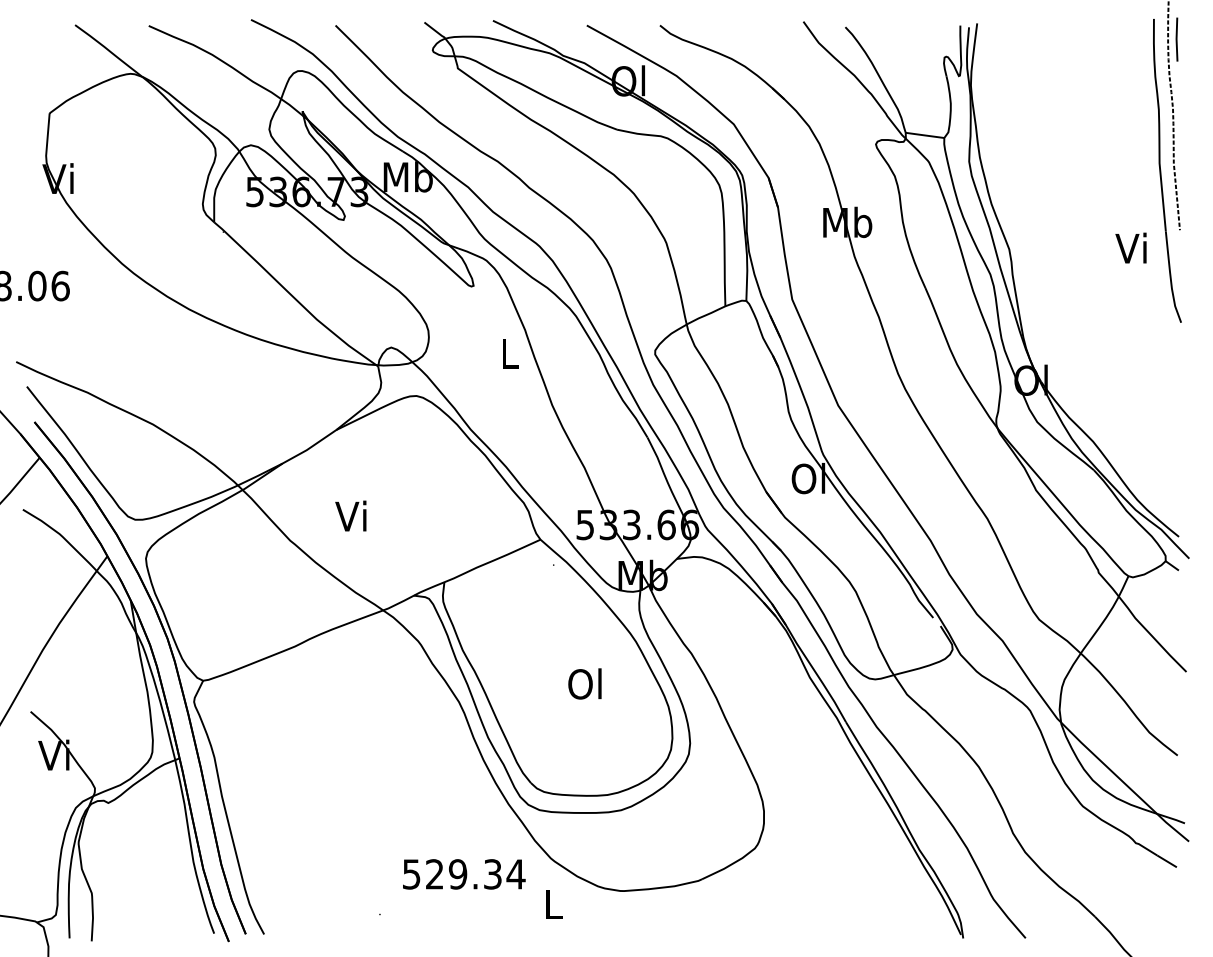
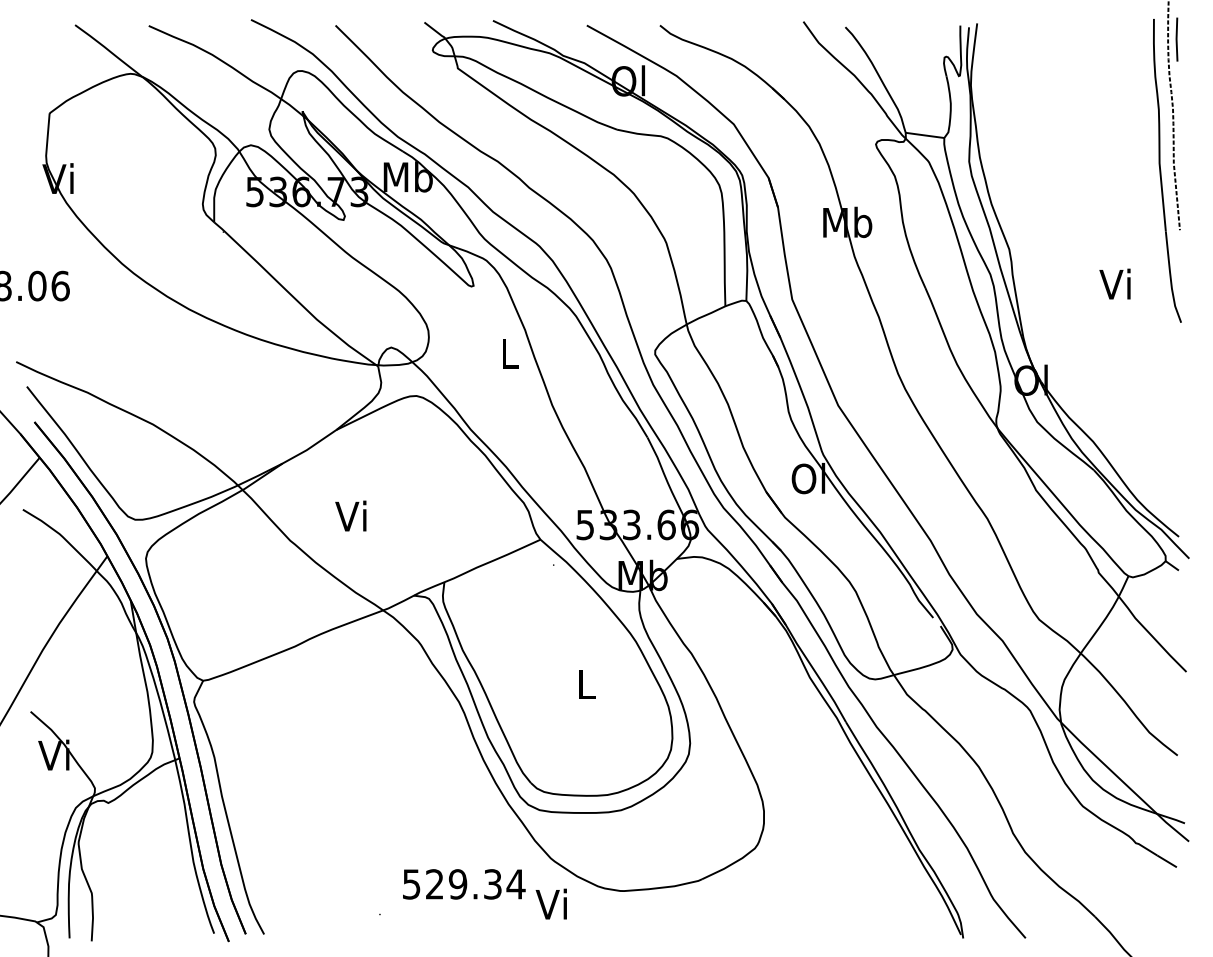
text position: (1130, 247) -> (1114, 283) (1114, 283)
text: Ol -> L (584, 683)
text position: (464, 874) -> (464, 884) (464, 884)
text: L -> Vi (550, 903)
